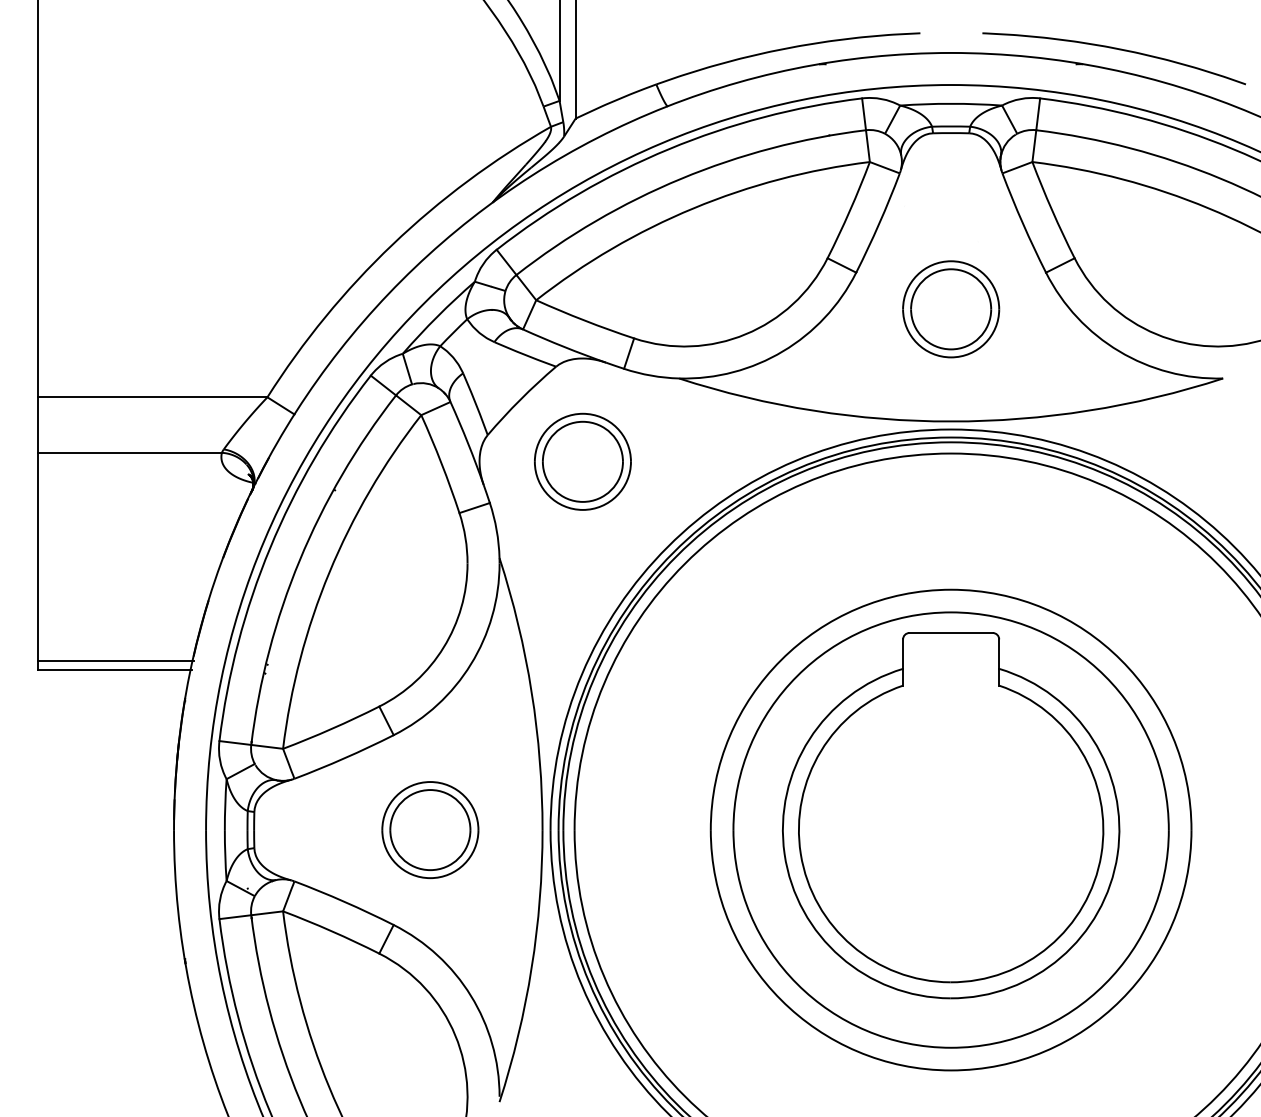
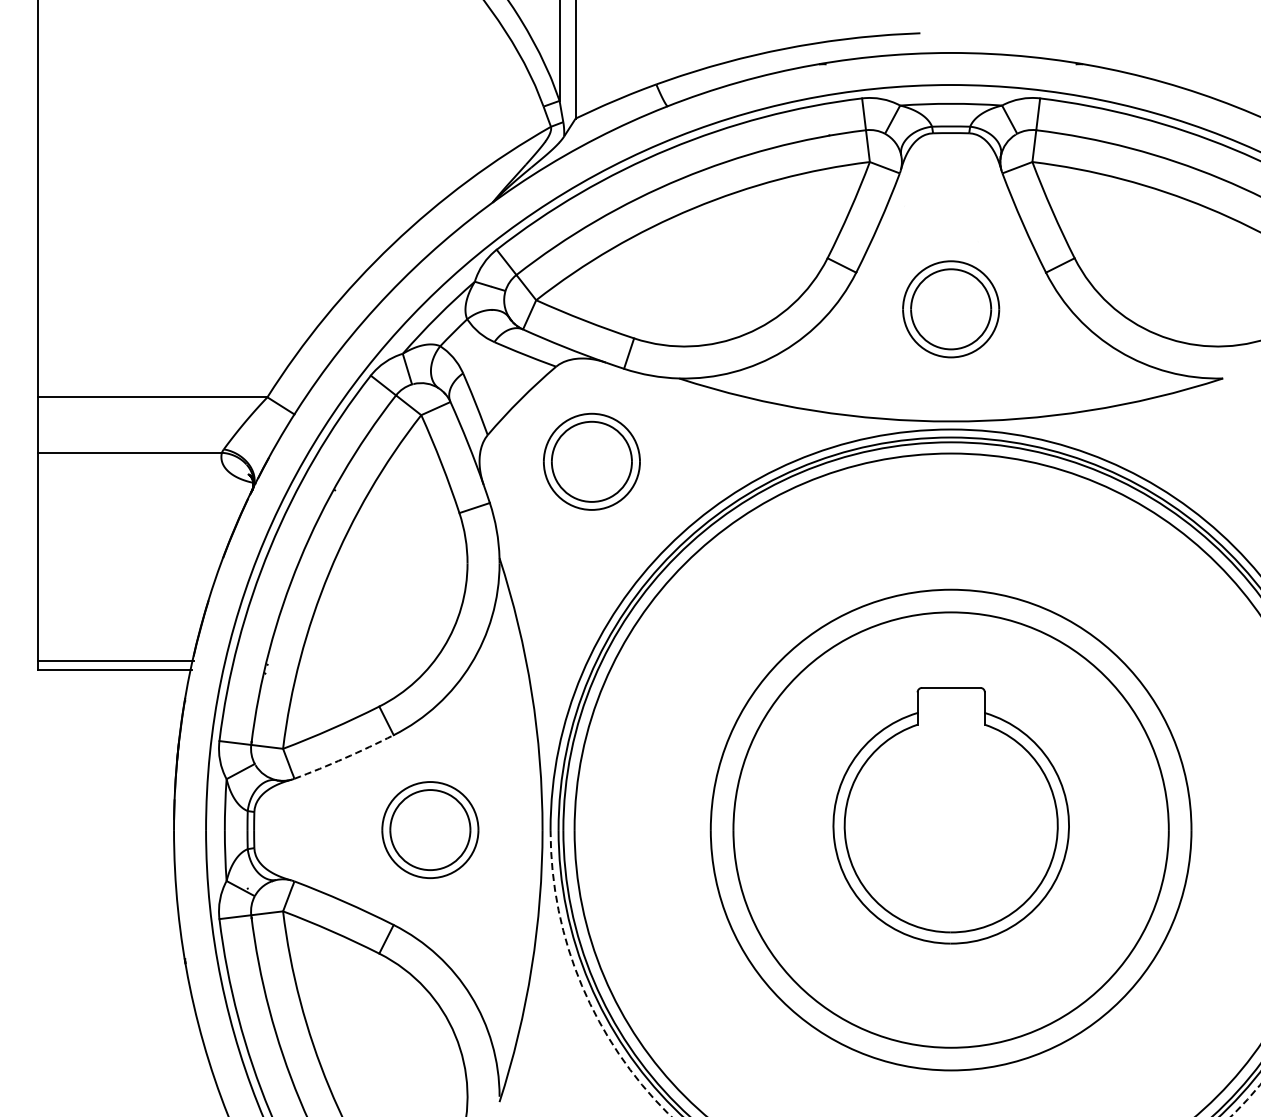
curve: present -> none (1114, 49)
part position: (582, 461) -> (591, 461) (591, 461)
arc: solid -> dashed (344, 758)
part size: 339x368 px -> 238x258 px (950, 815)
arc: solid -> dashed (591, 1007)
